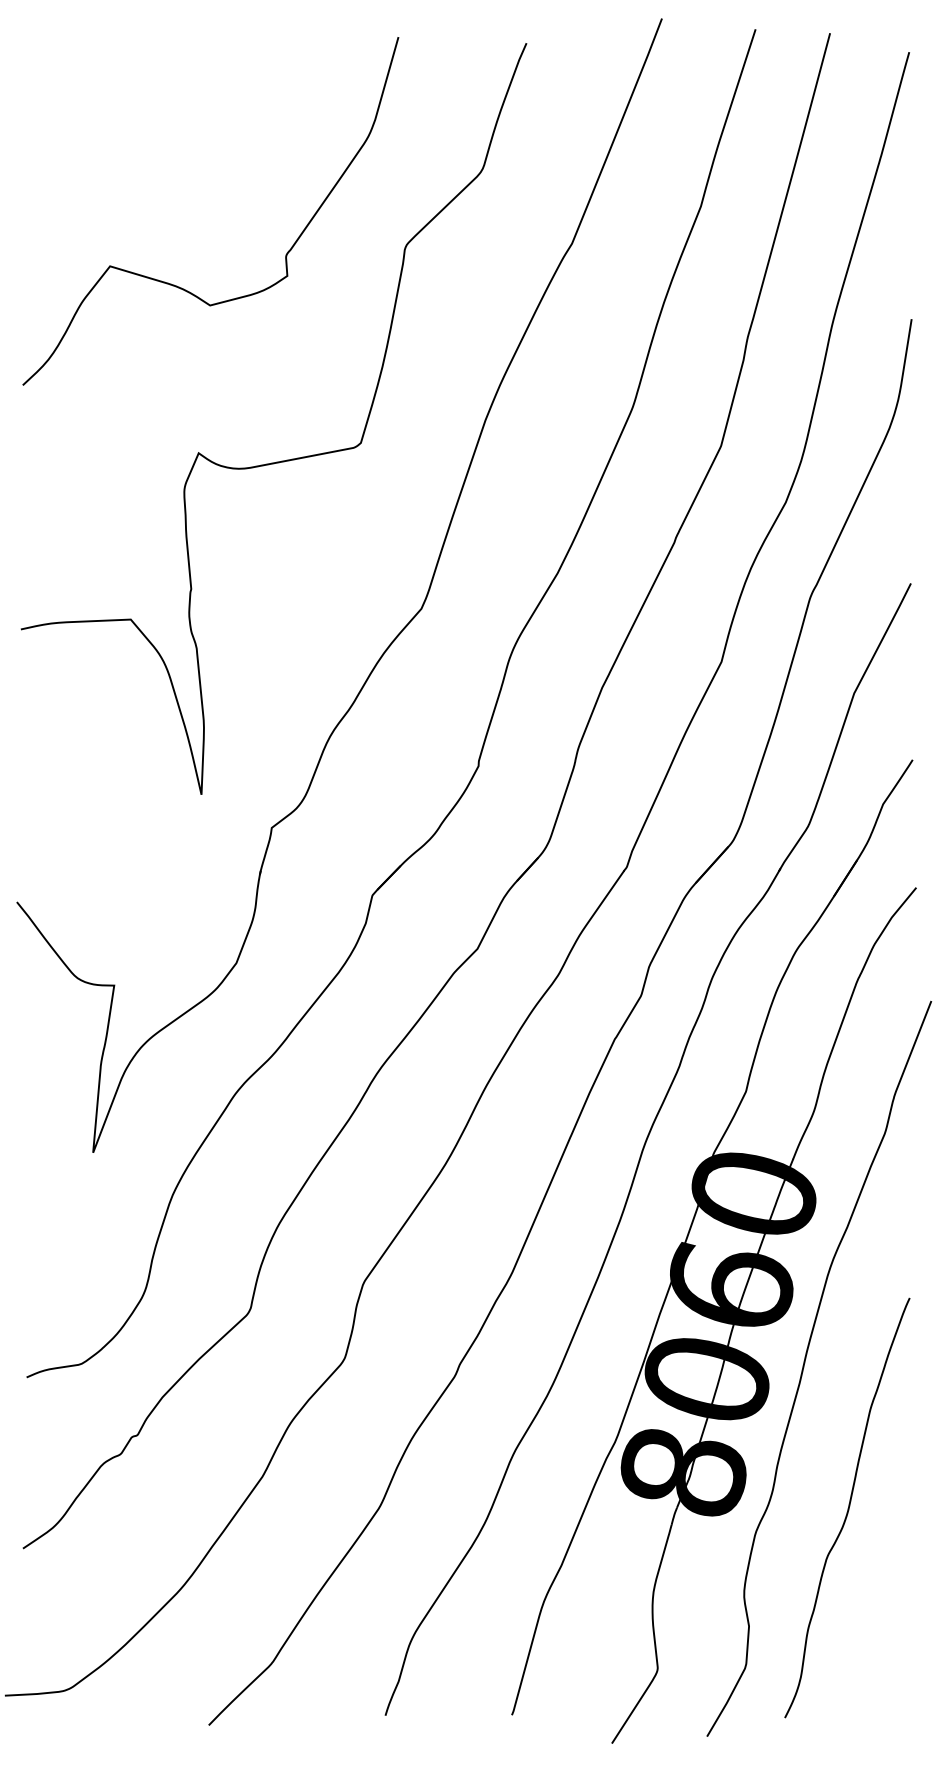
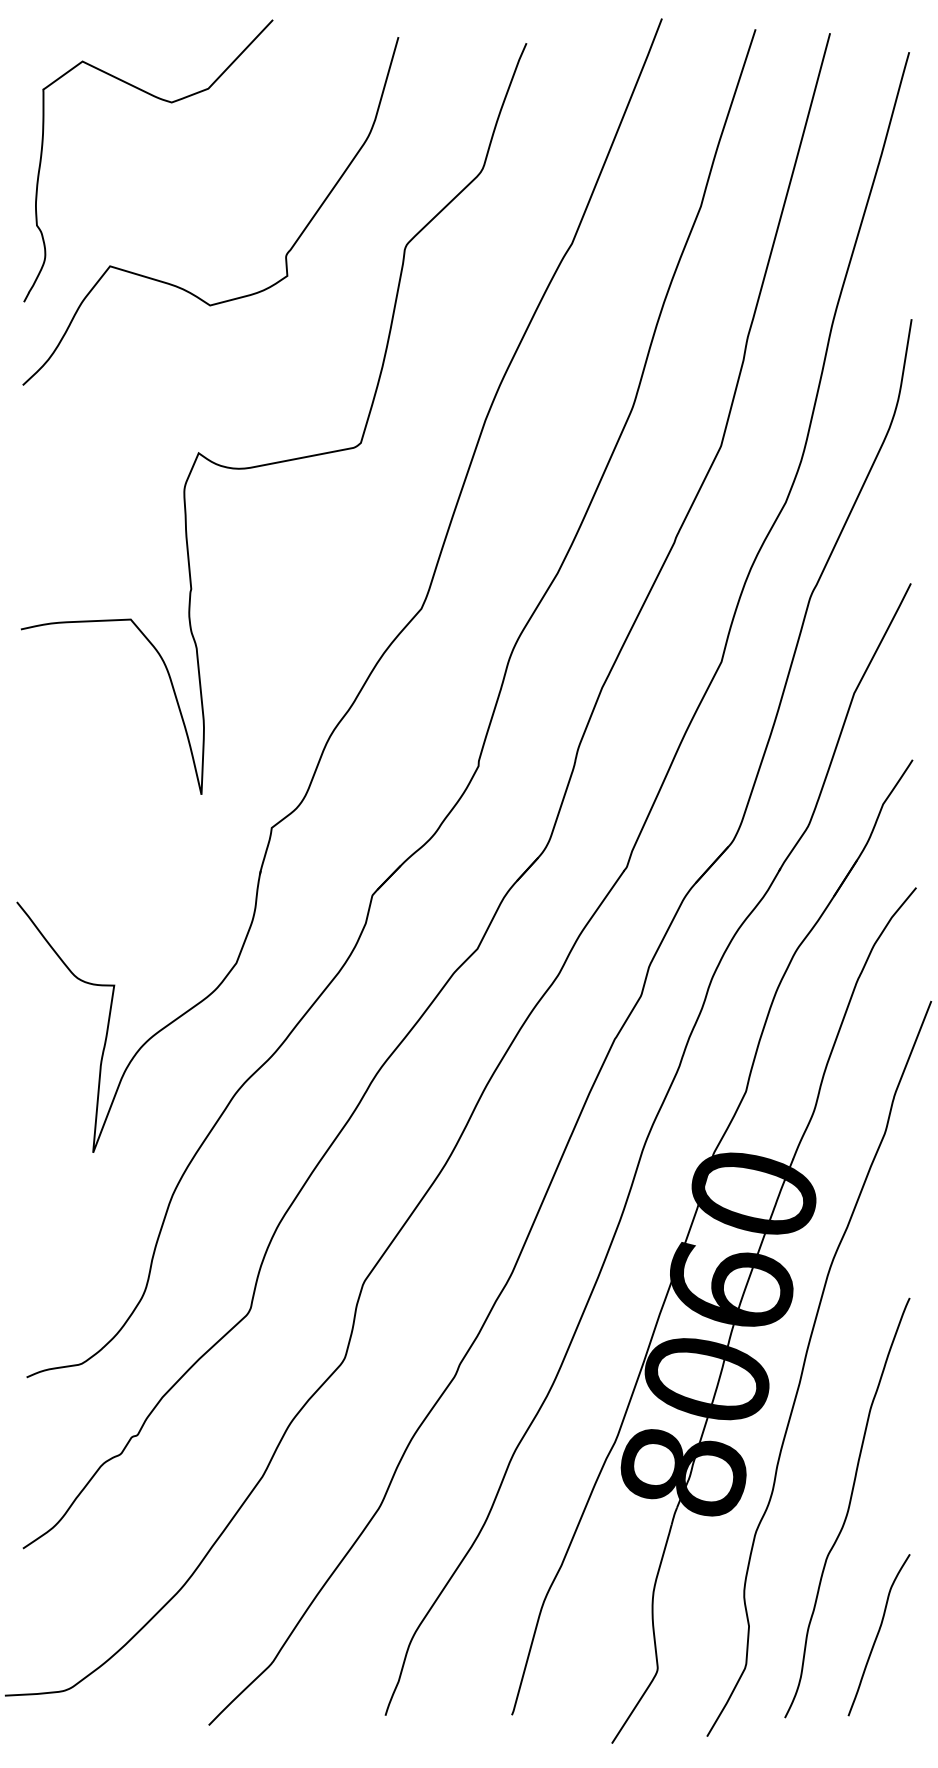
curve: none -> present (167, 102)
curve: none -> present (878, 1635)
